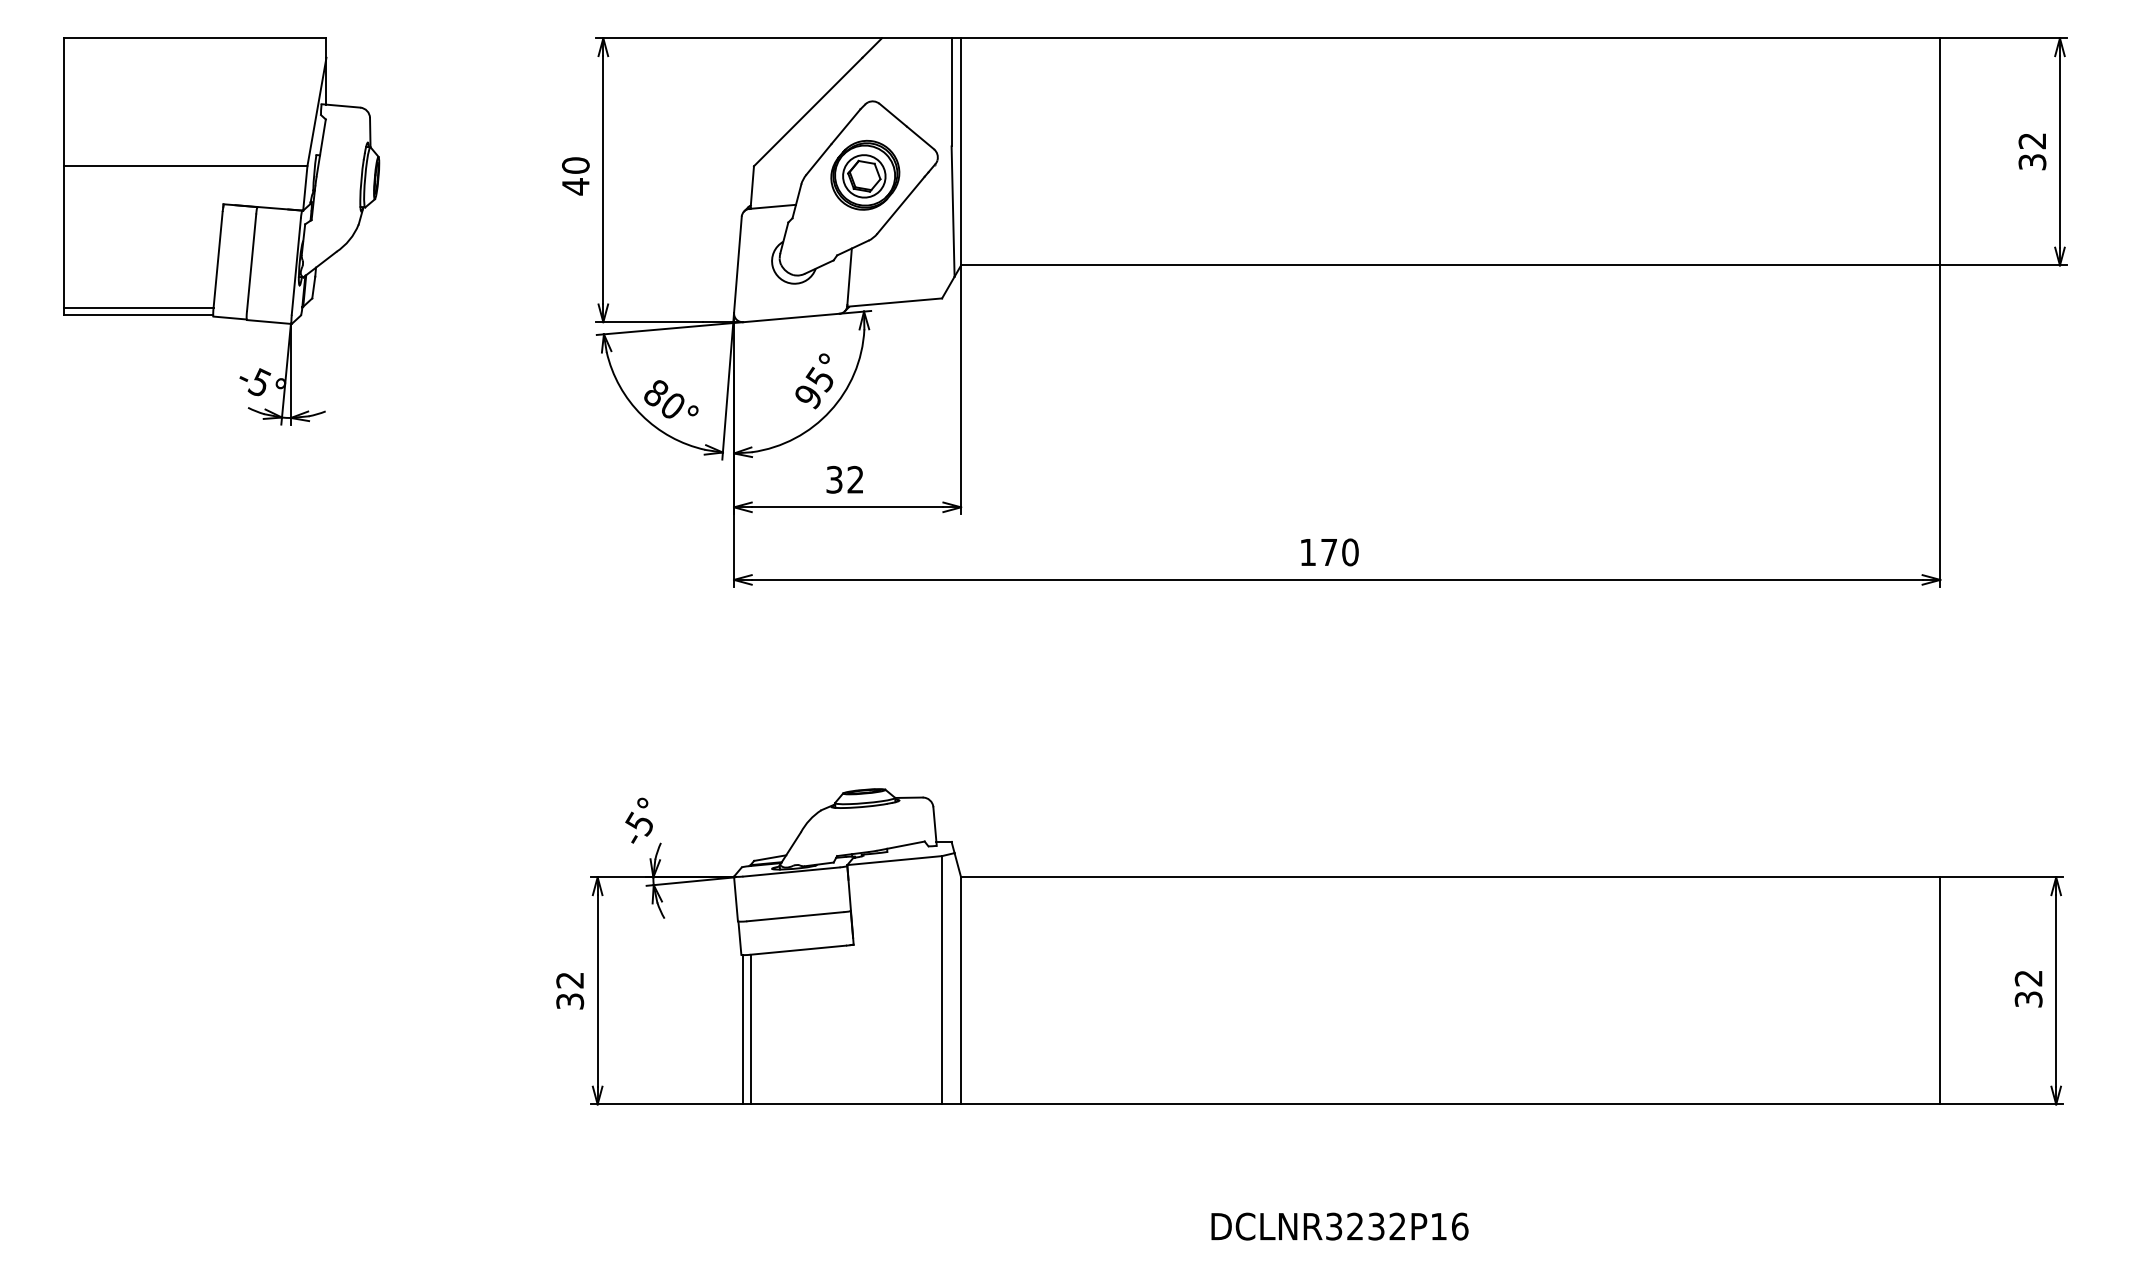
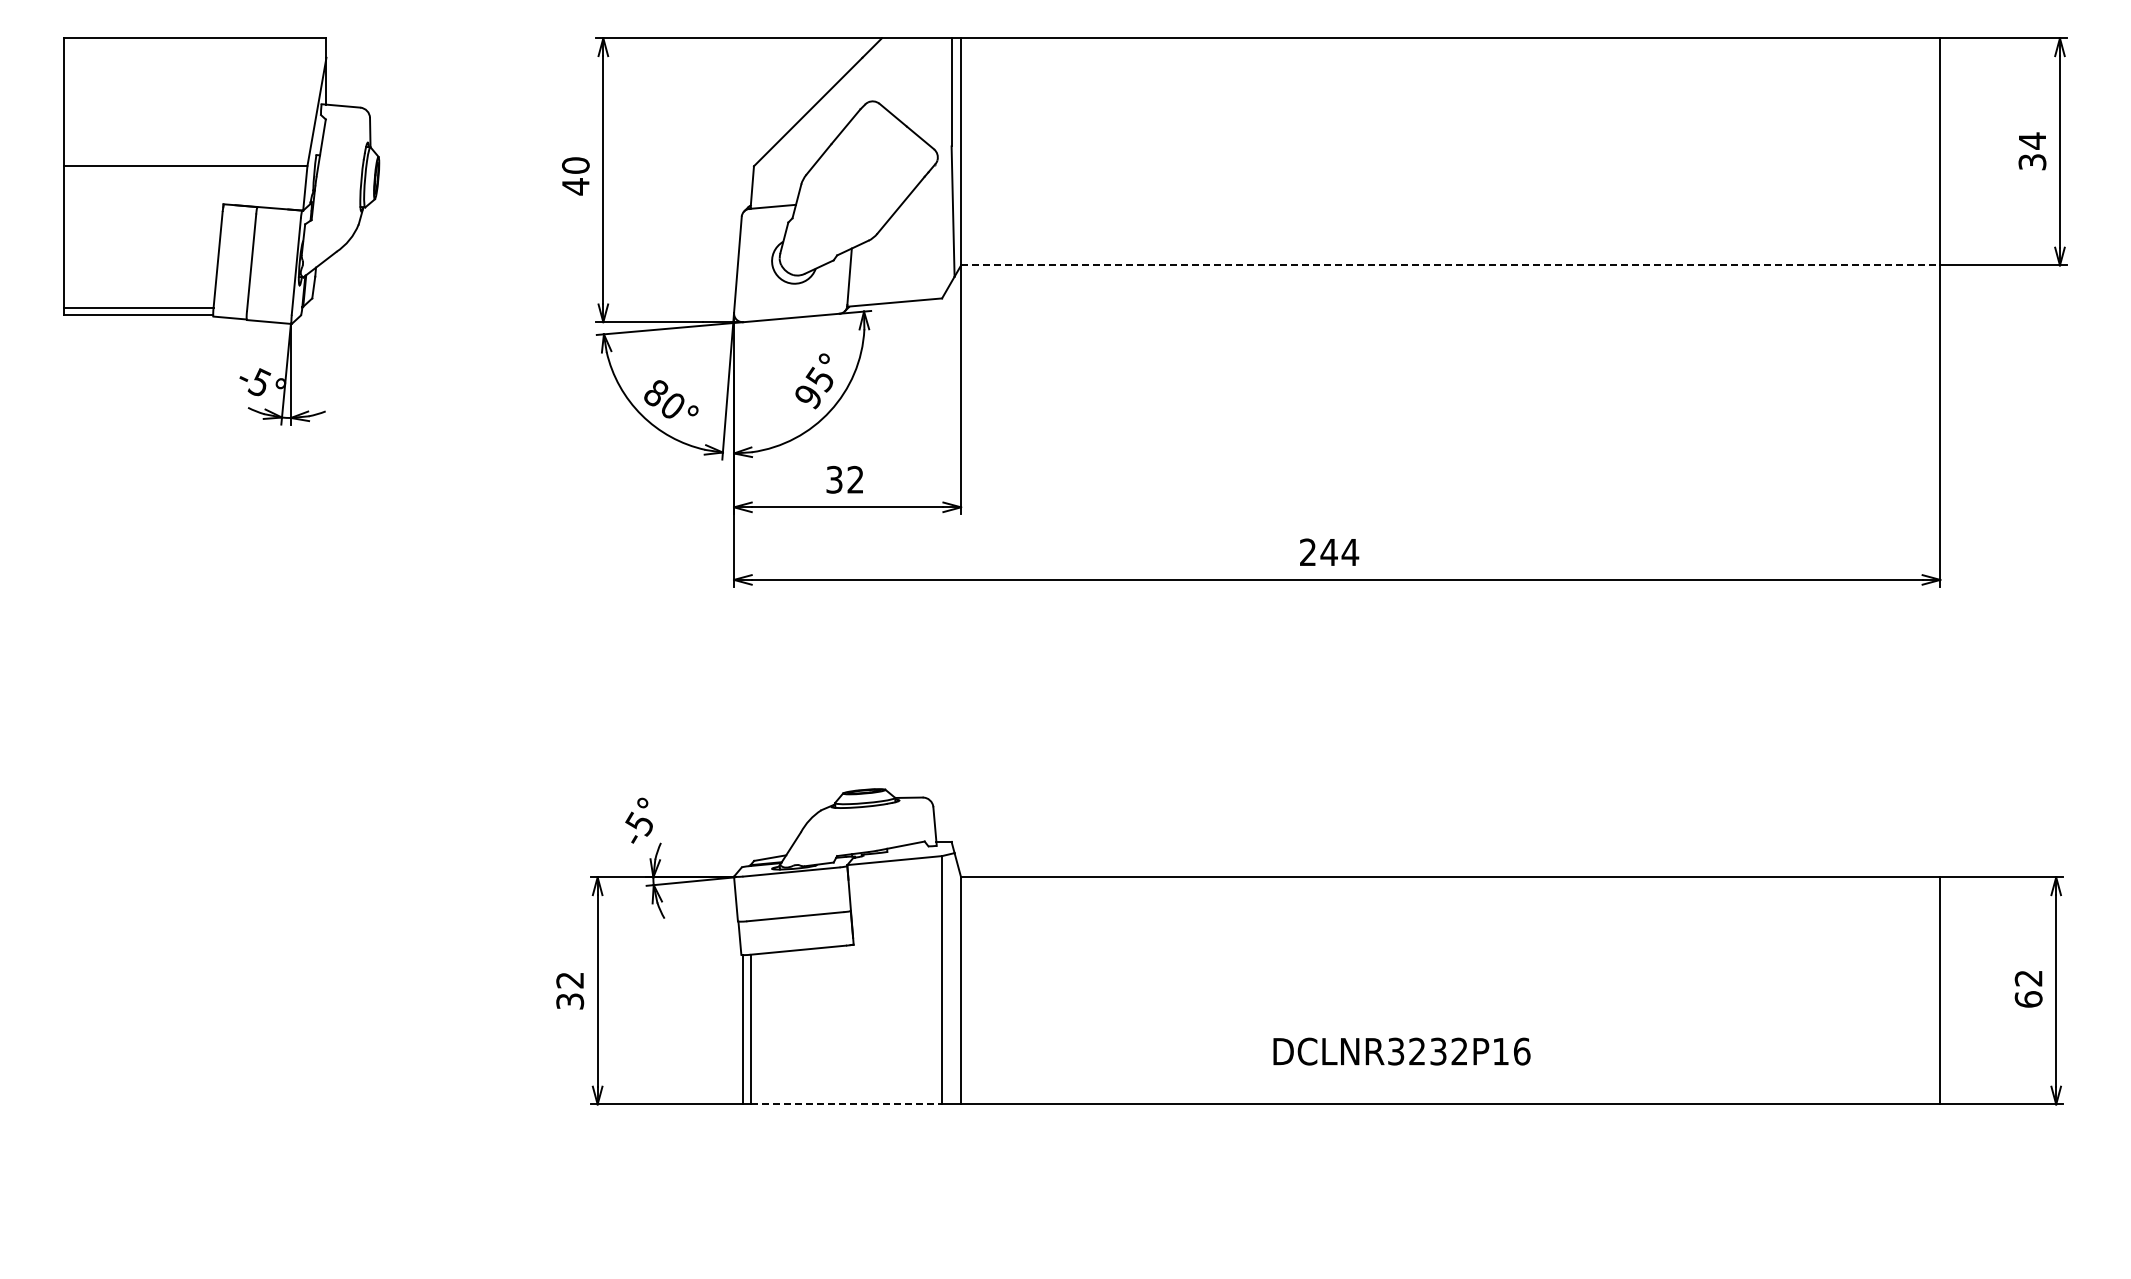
text: 32 -> 34 (2031, 140)
part: present -> none (865, 174)
line: solid -> dashed (1450, 265)
text: 170 -> 244 (1329, 552)
text: 32 -> 62 (2028, 999)
line: solid -> dashed (846, 1104)
text position: (1339, 1226) -> (1401, 1051) (1401, 1051)
